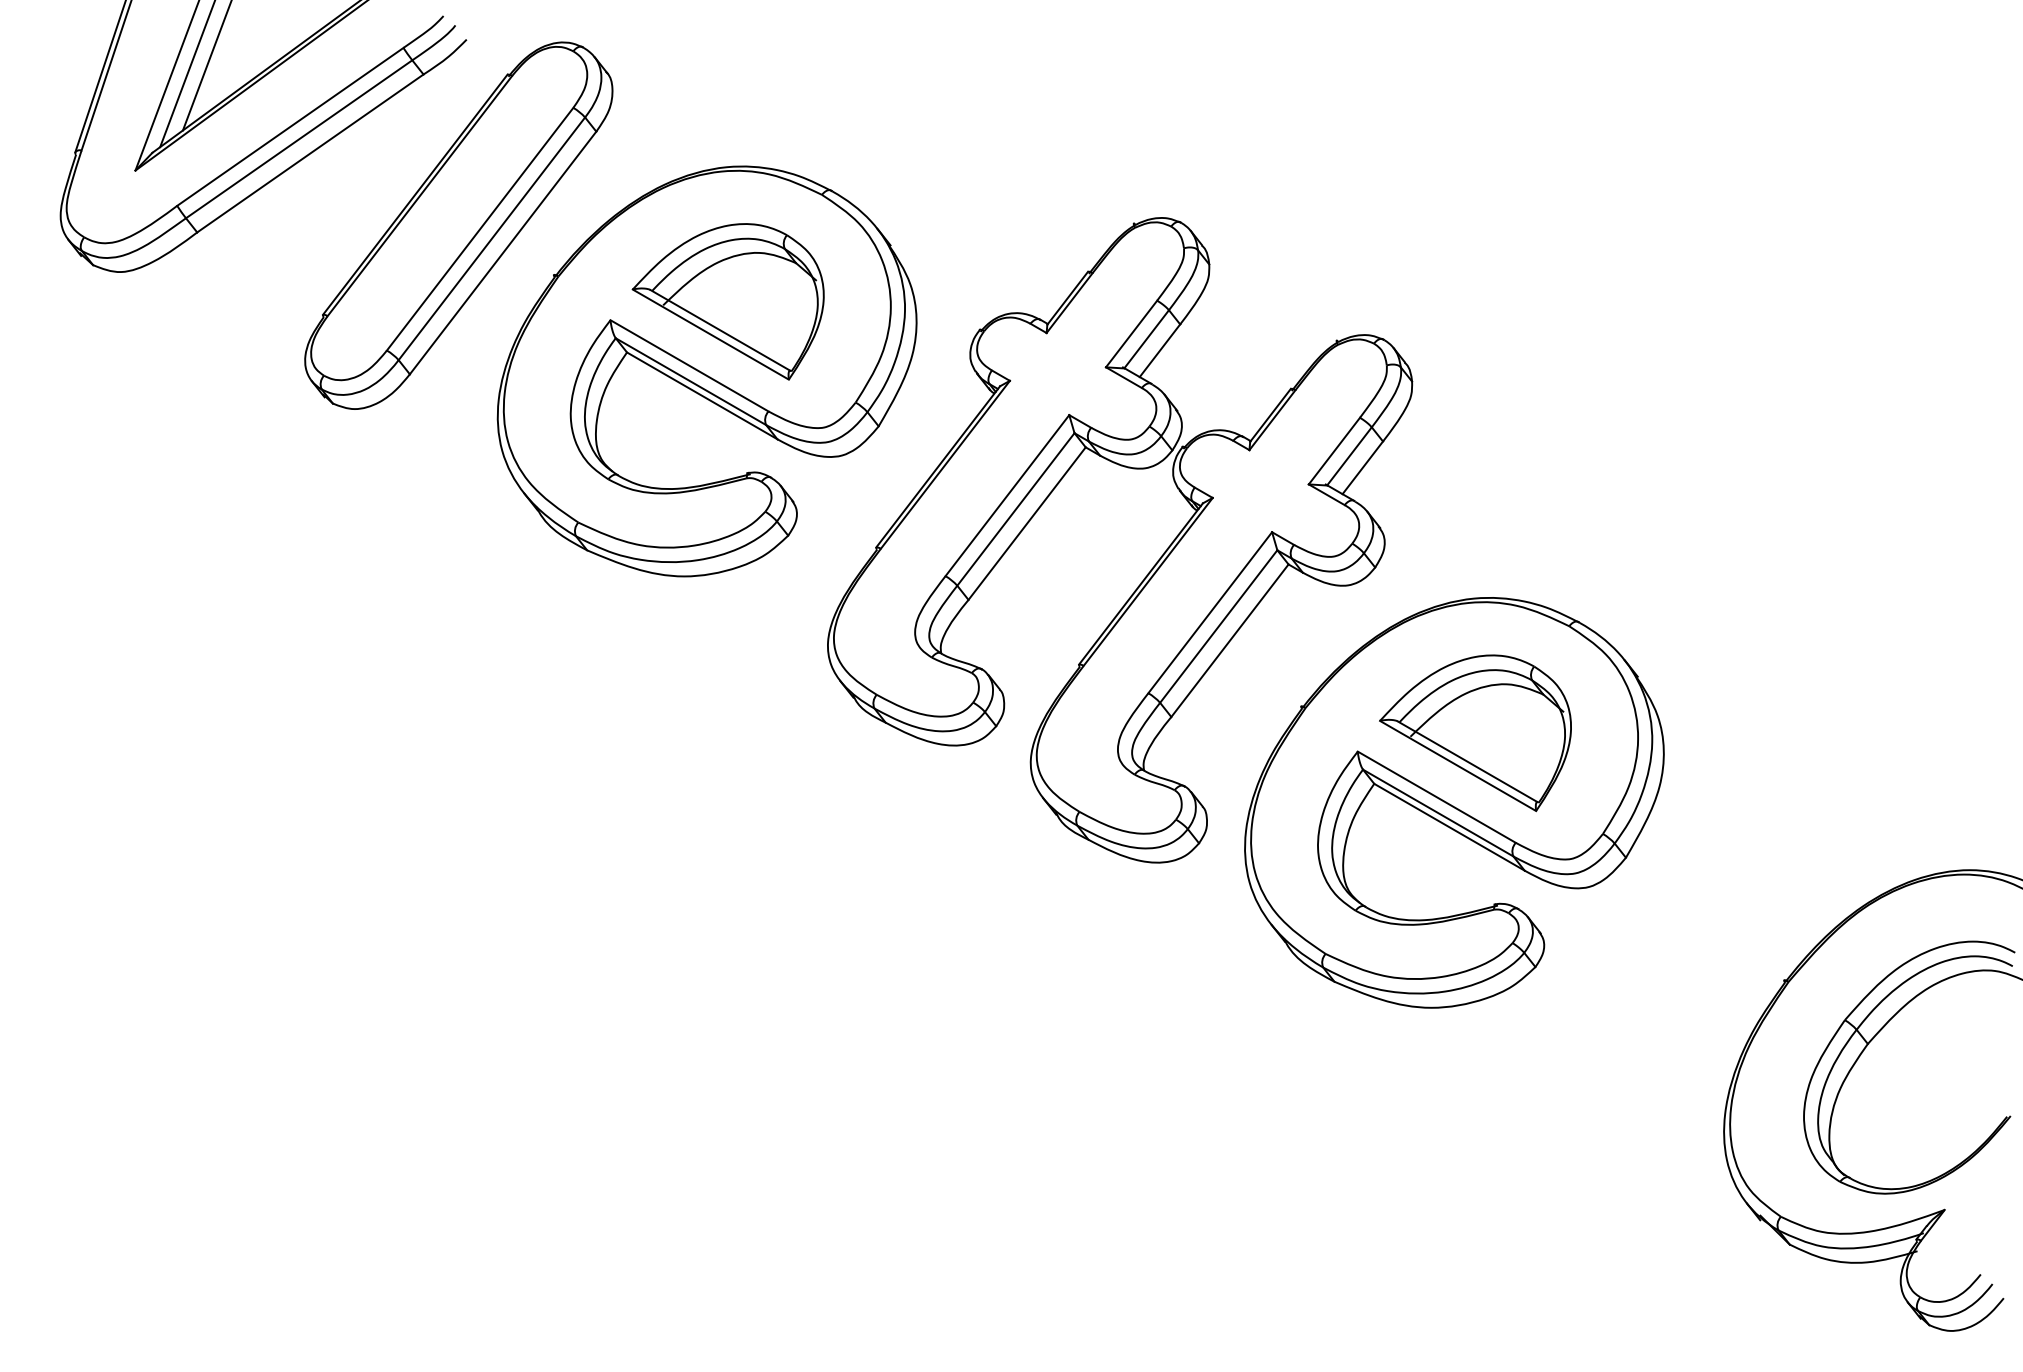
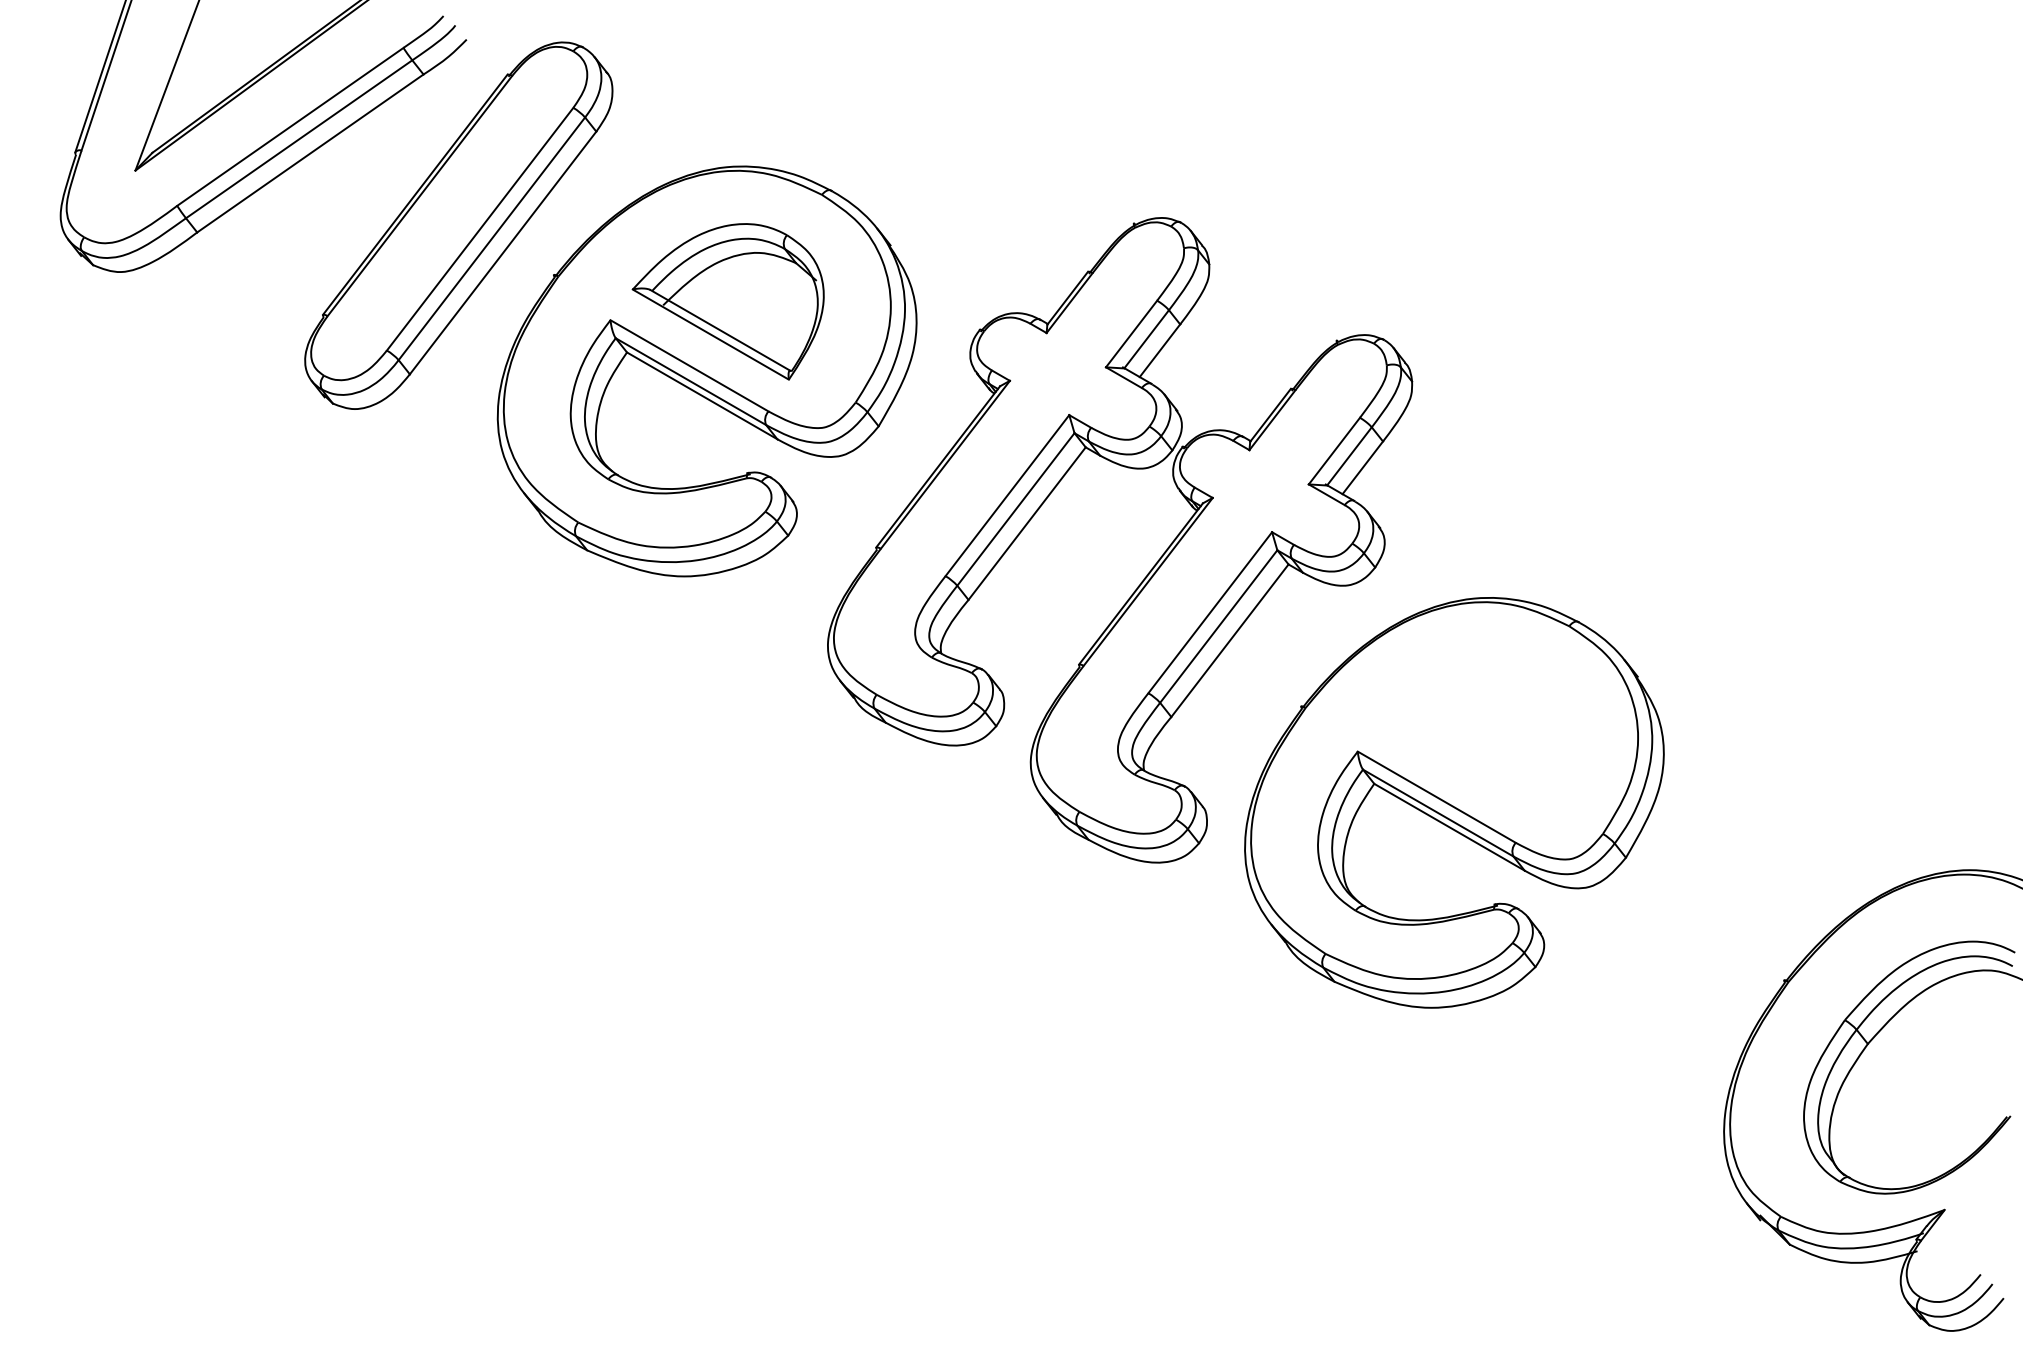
line: present -> none (206, 66)
line: present -> none (187, 74)
part: present -> none (1475, 733)
